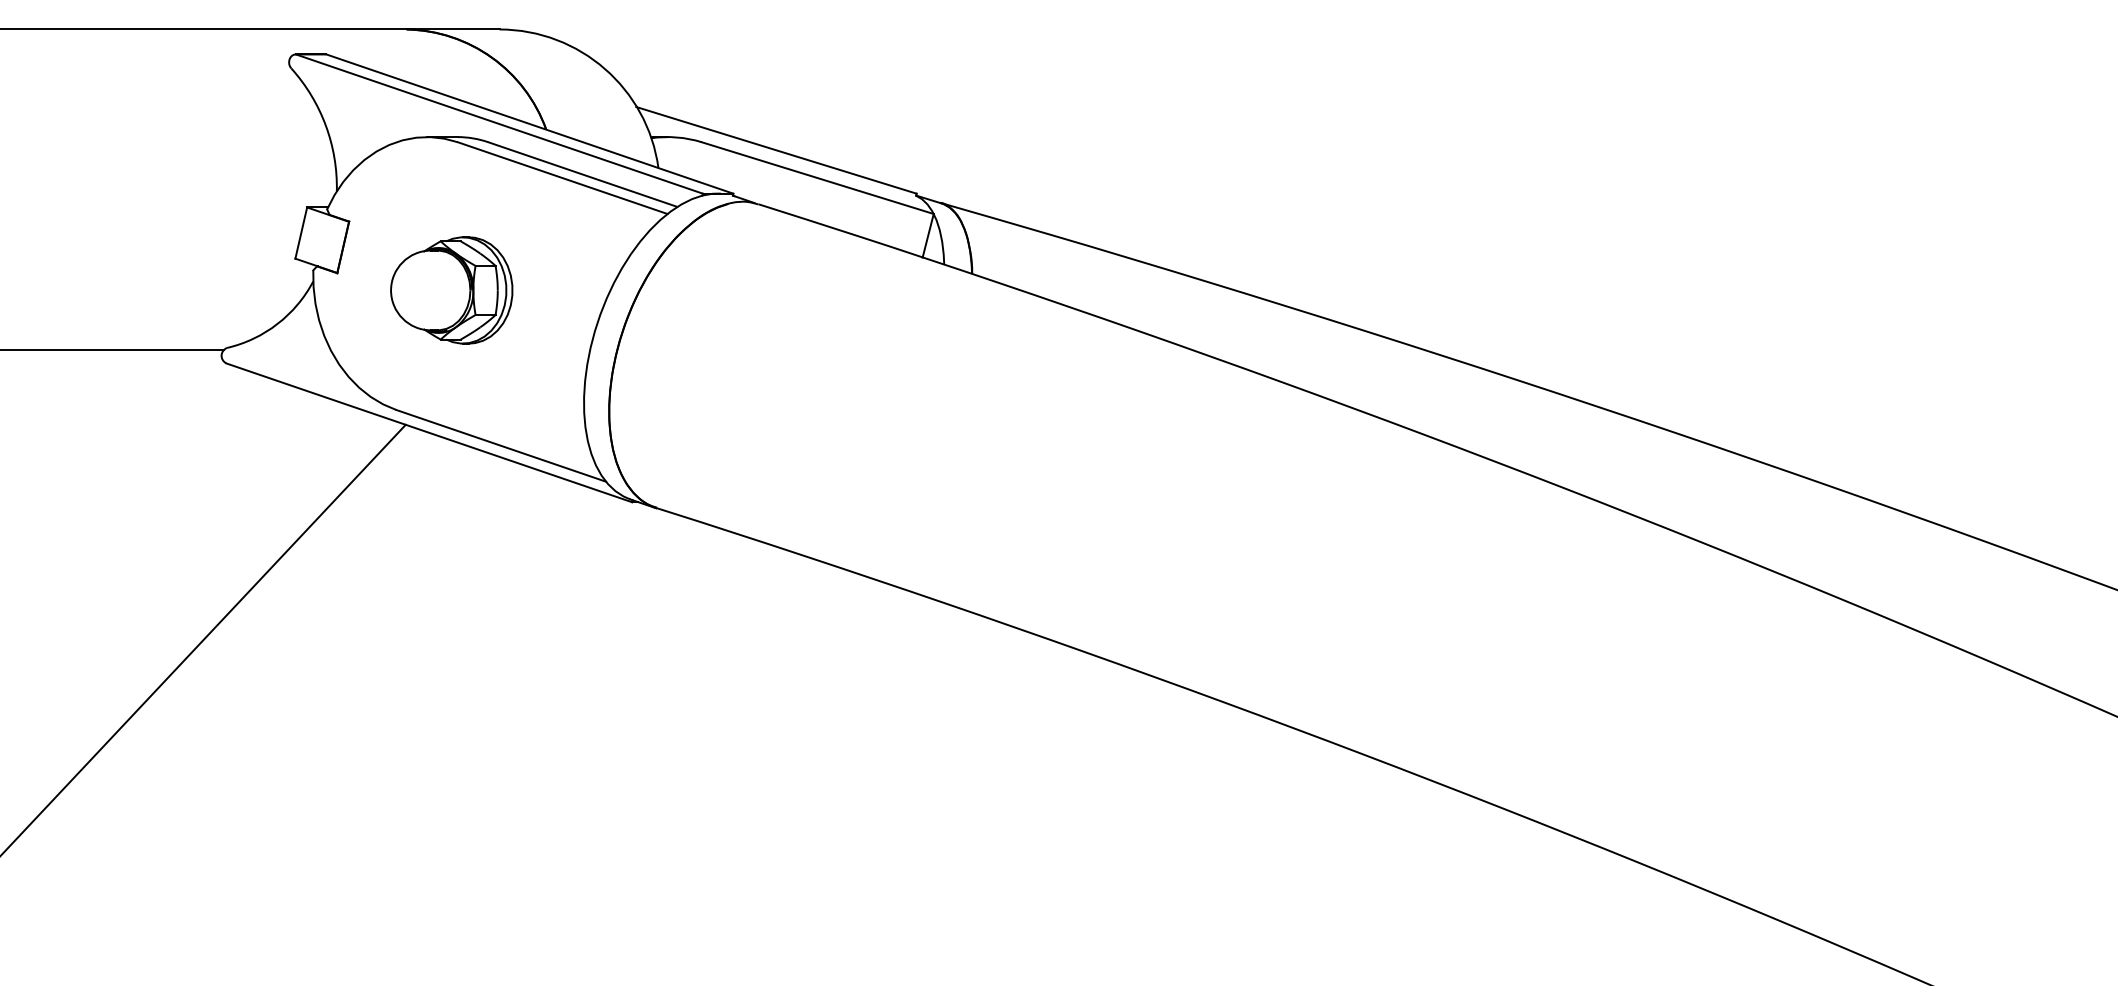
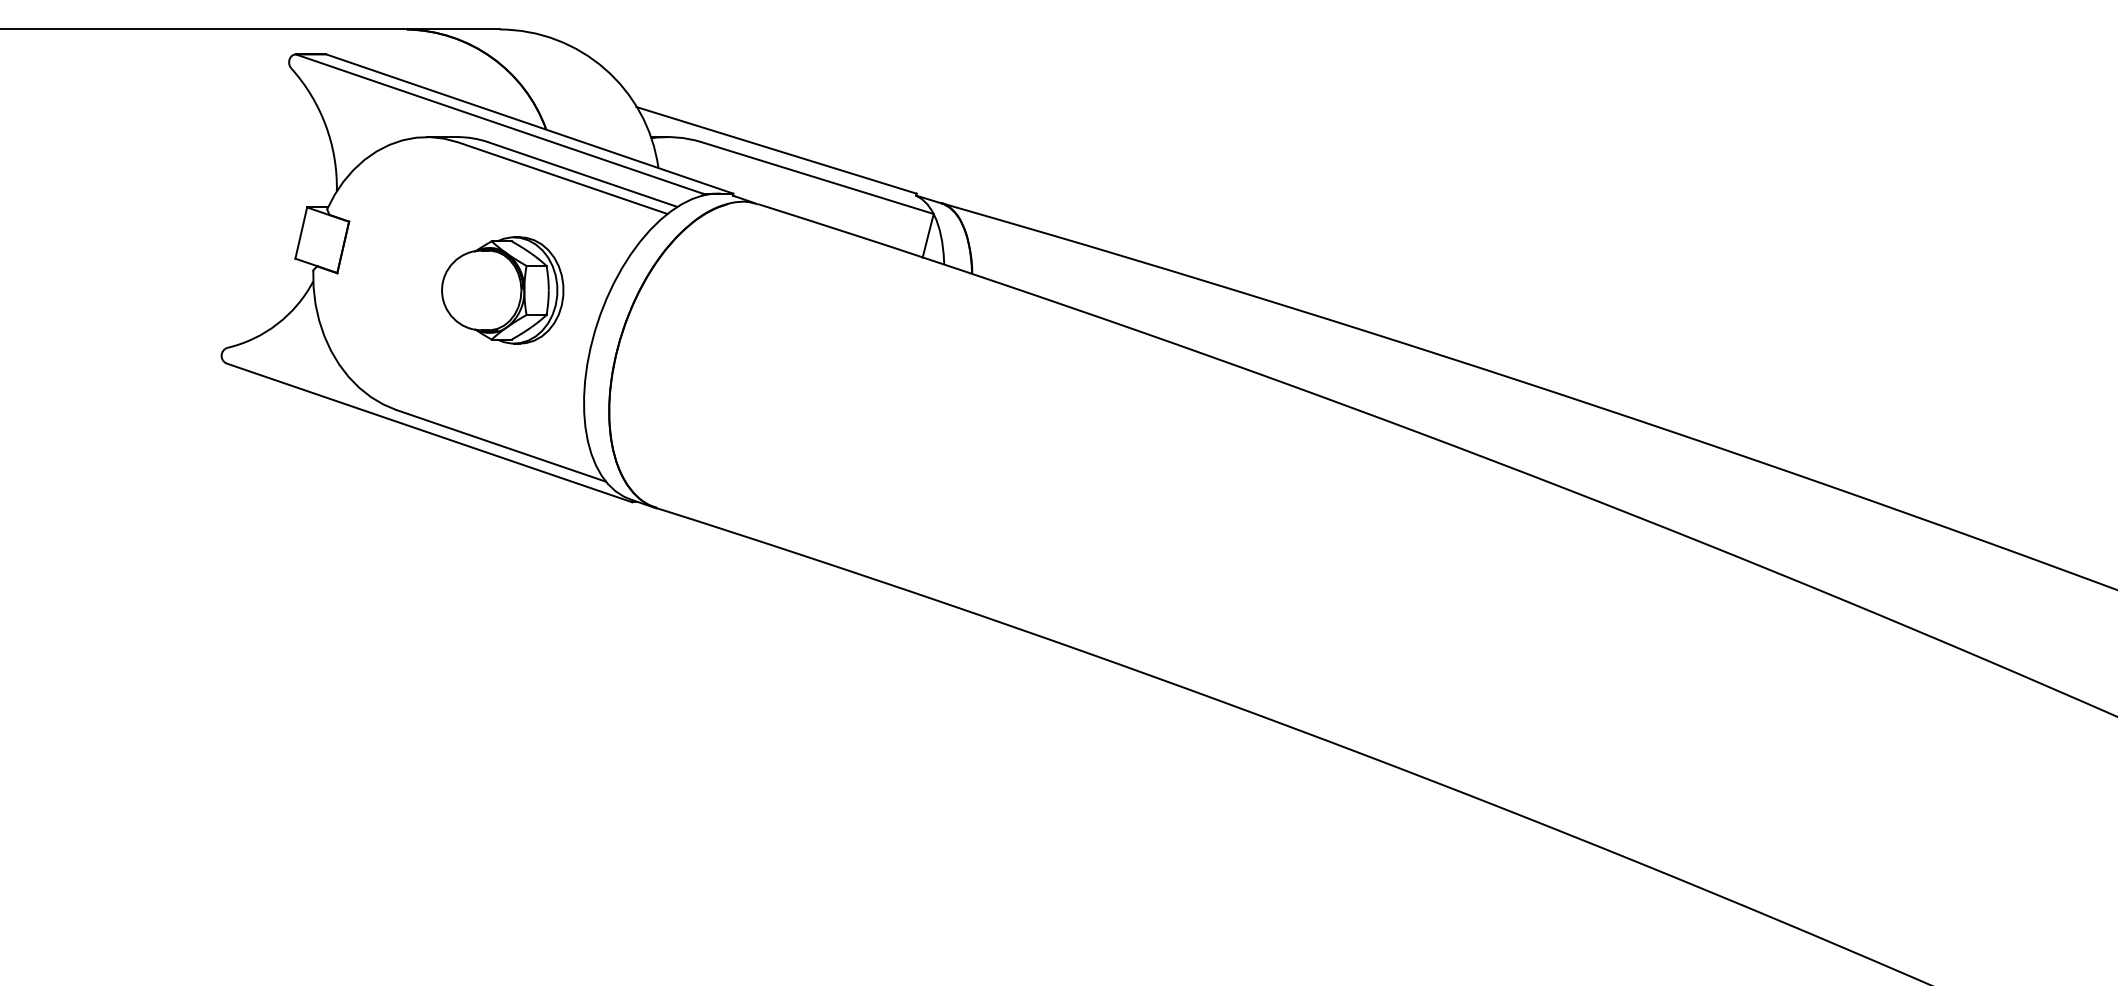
part position: (451, 290) -> (502, 290) (502, 290)
line: present -> none (112, 350)
line: present -> none (203, 639)
